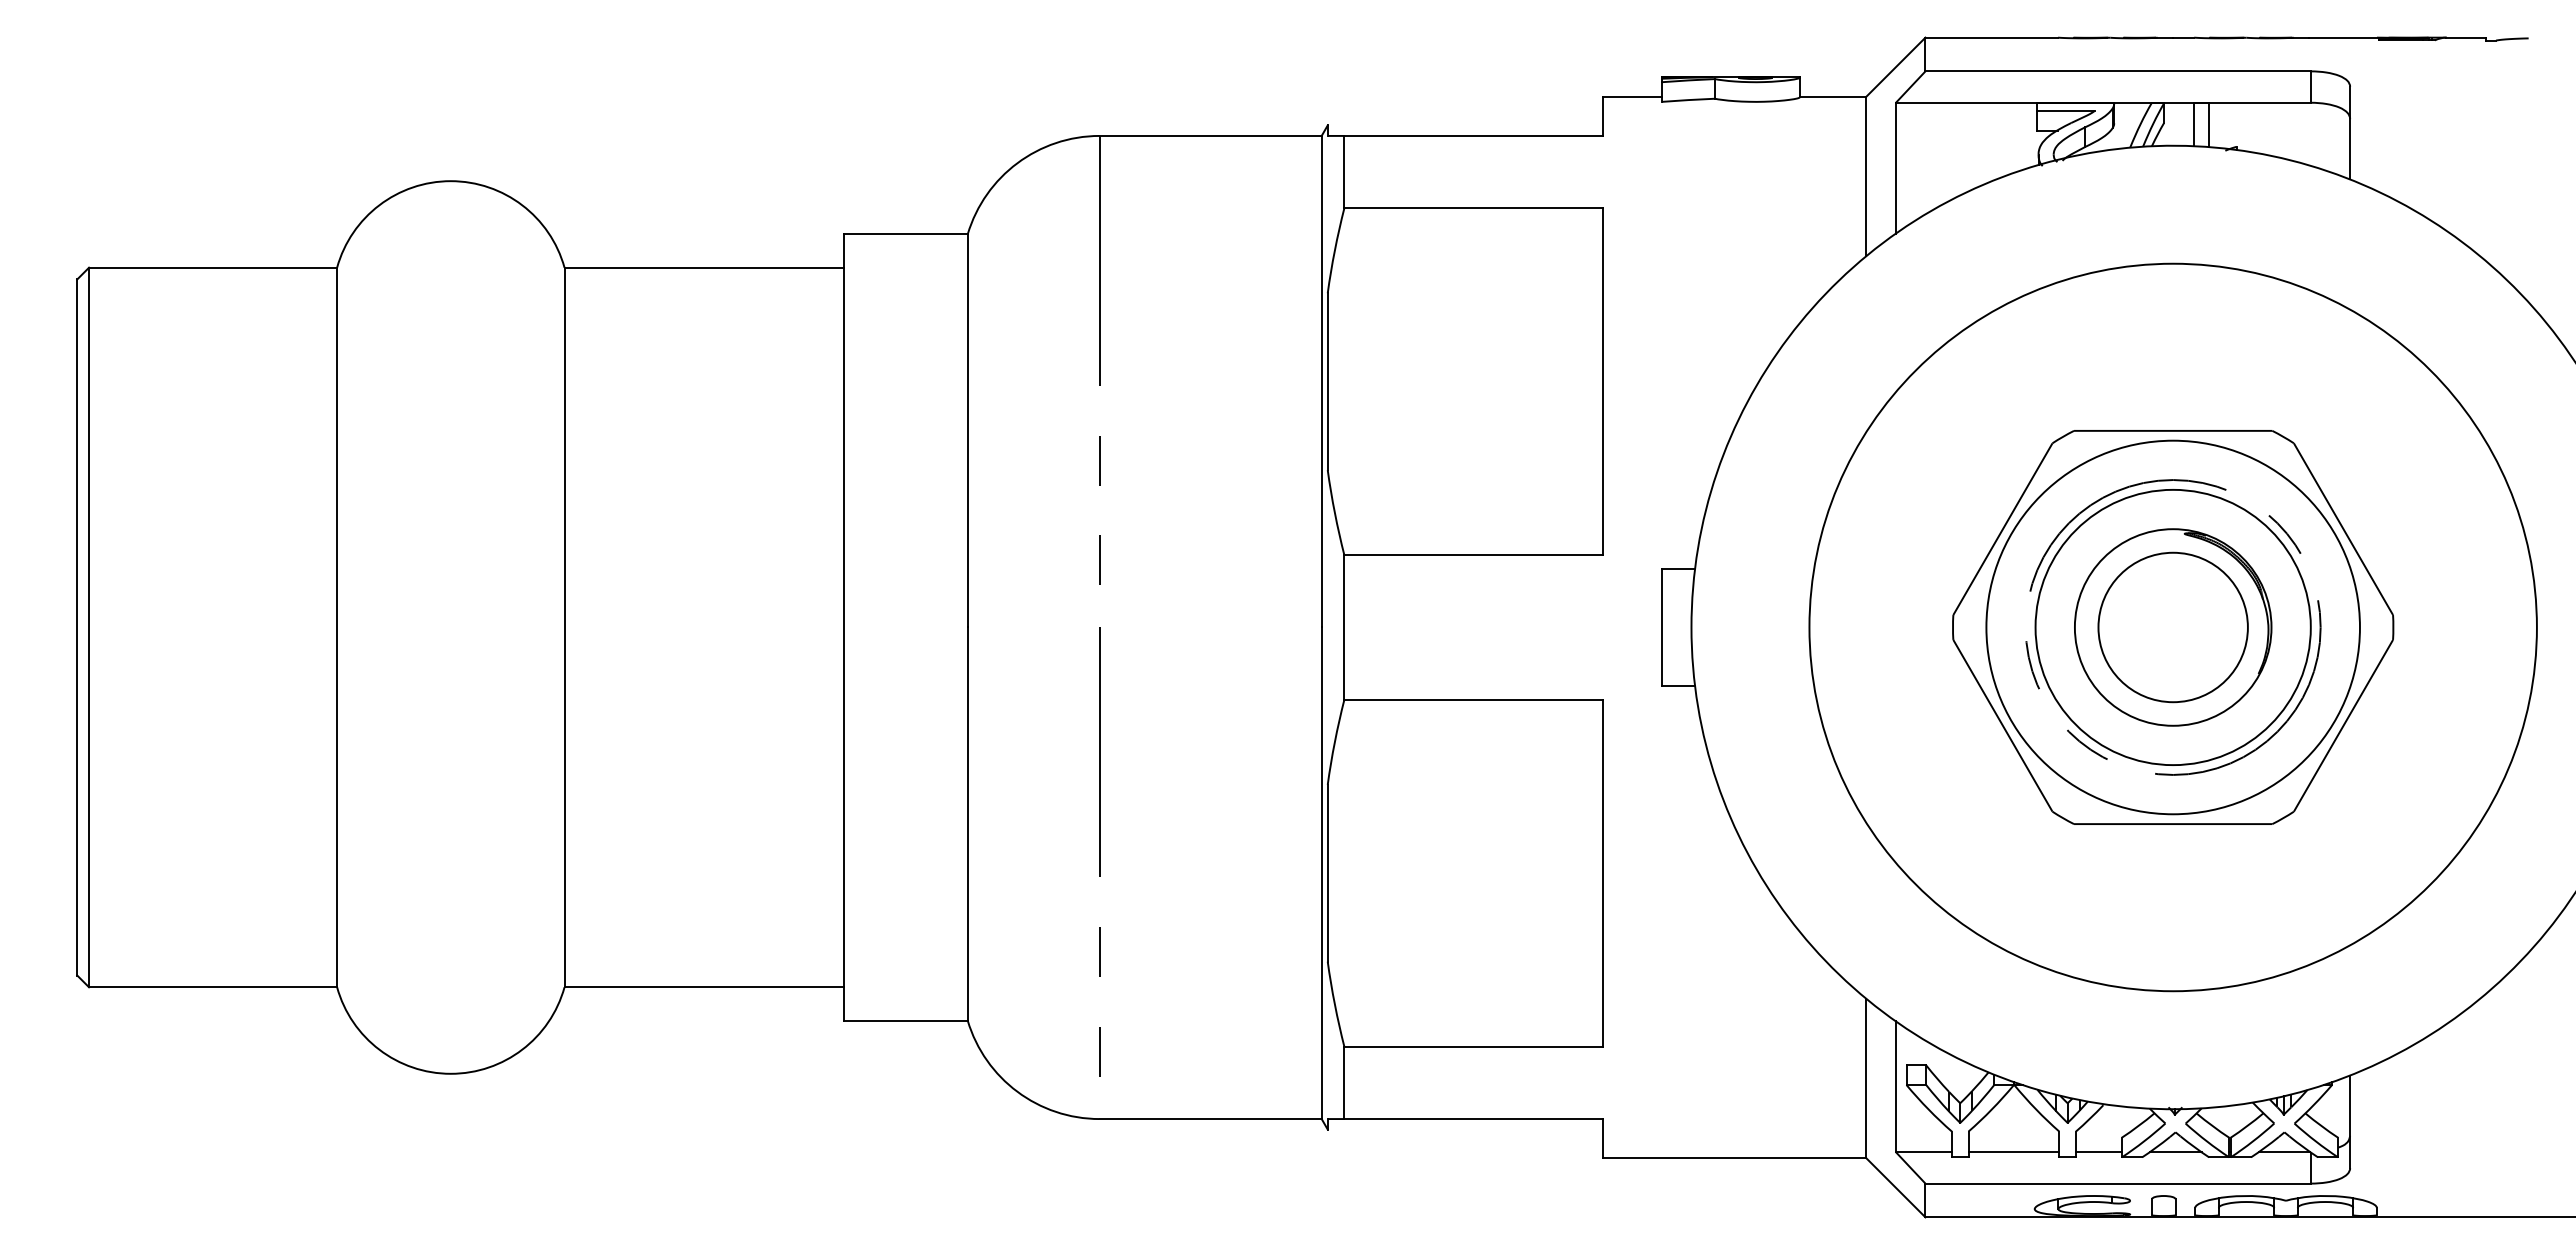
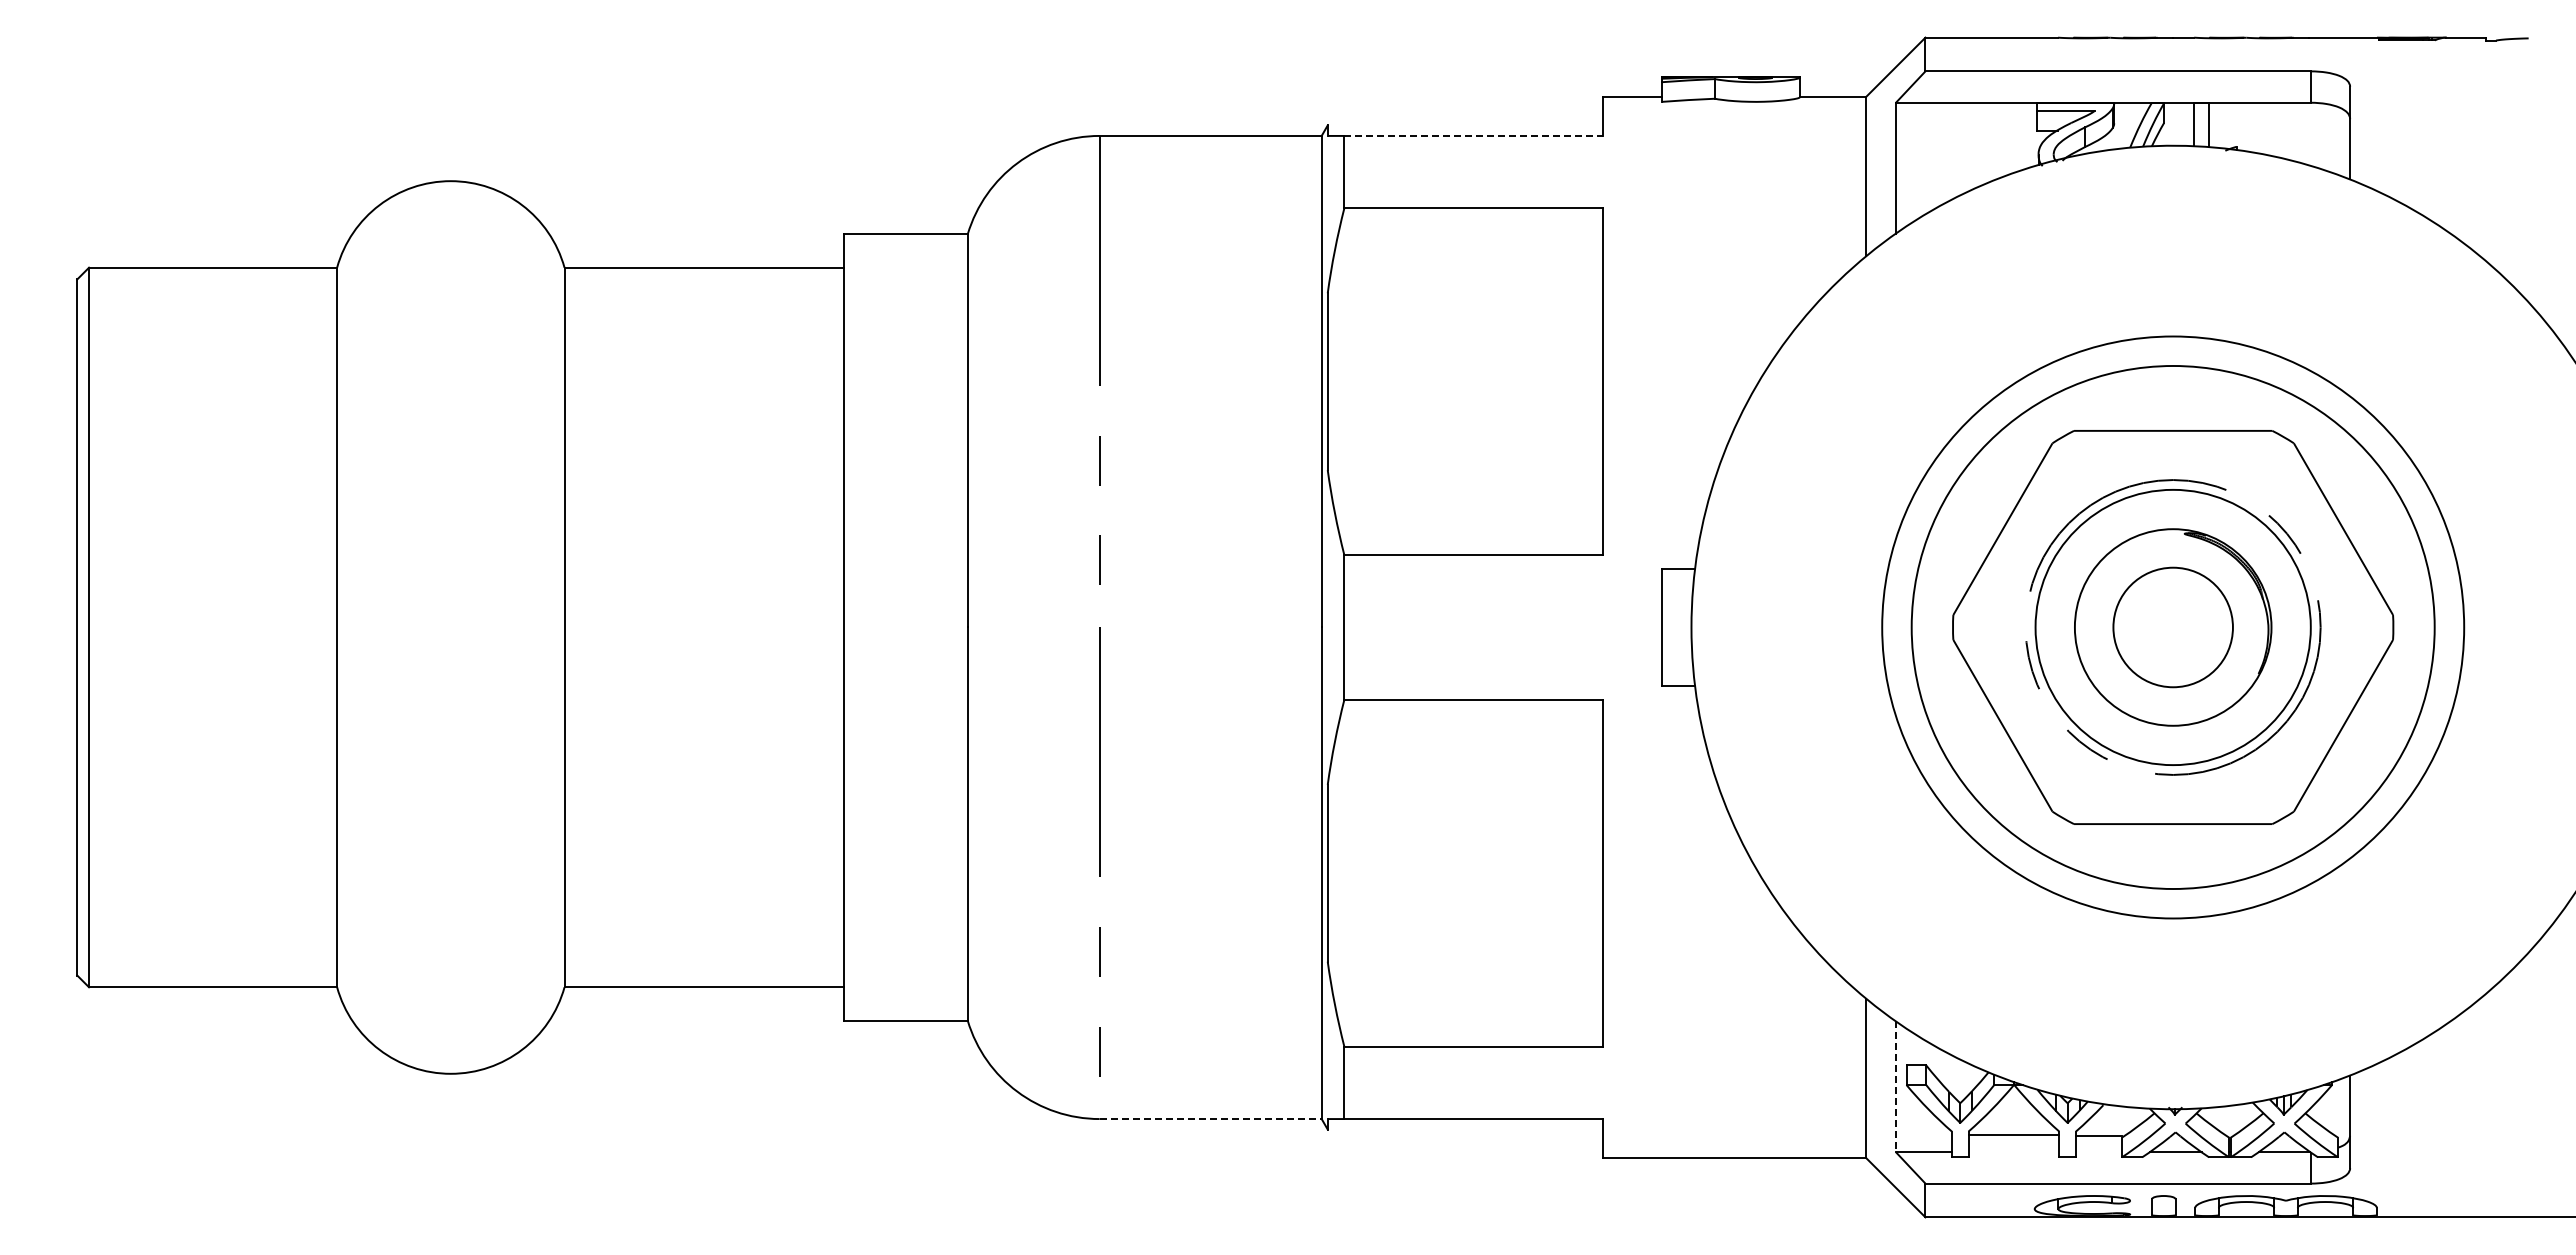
line: solid -> dashed (1474, 135)
circle diameter: 149 px -> 120 px (2172, 627)
circle diameter: 374 px -> 523 px (2172, 627)
circle diameter: 727 px -> 582 px (2173, 627)
line: solid -> dashed (1895, 1087)
line: solid -> dashed (1211, 1119)
line position: (2013, 1152) -> (2013, 1135) (2013, 1135)
line position: (2098, 1152) -> (2098, 1136) (2098, 1136)
